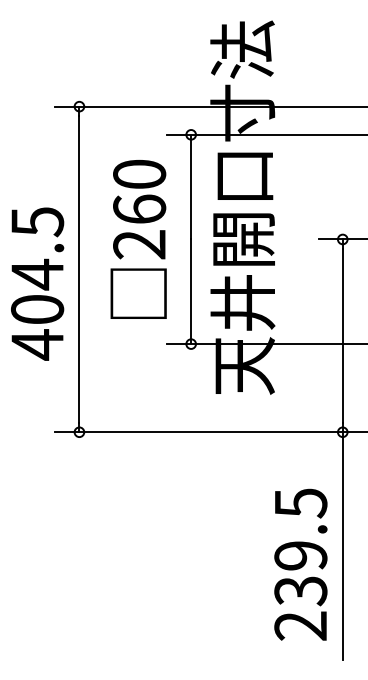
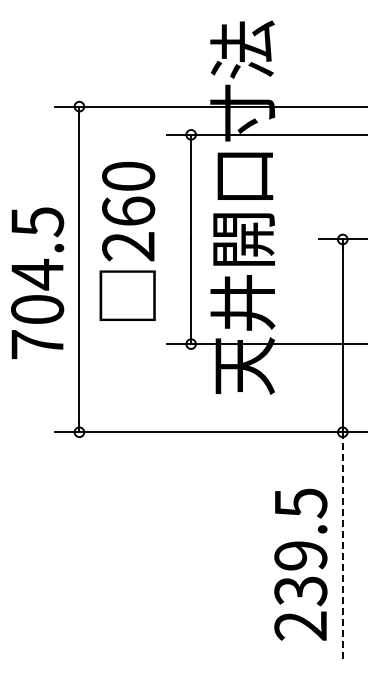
text position: (138, 239) -> (127, 241) (127, 241)
text: 404.5 -> 704.5 (37, 344)
line: solid -> dashed (342, 545)
